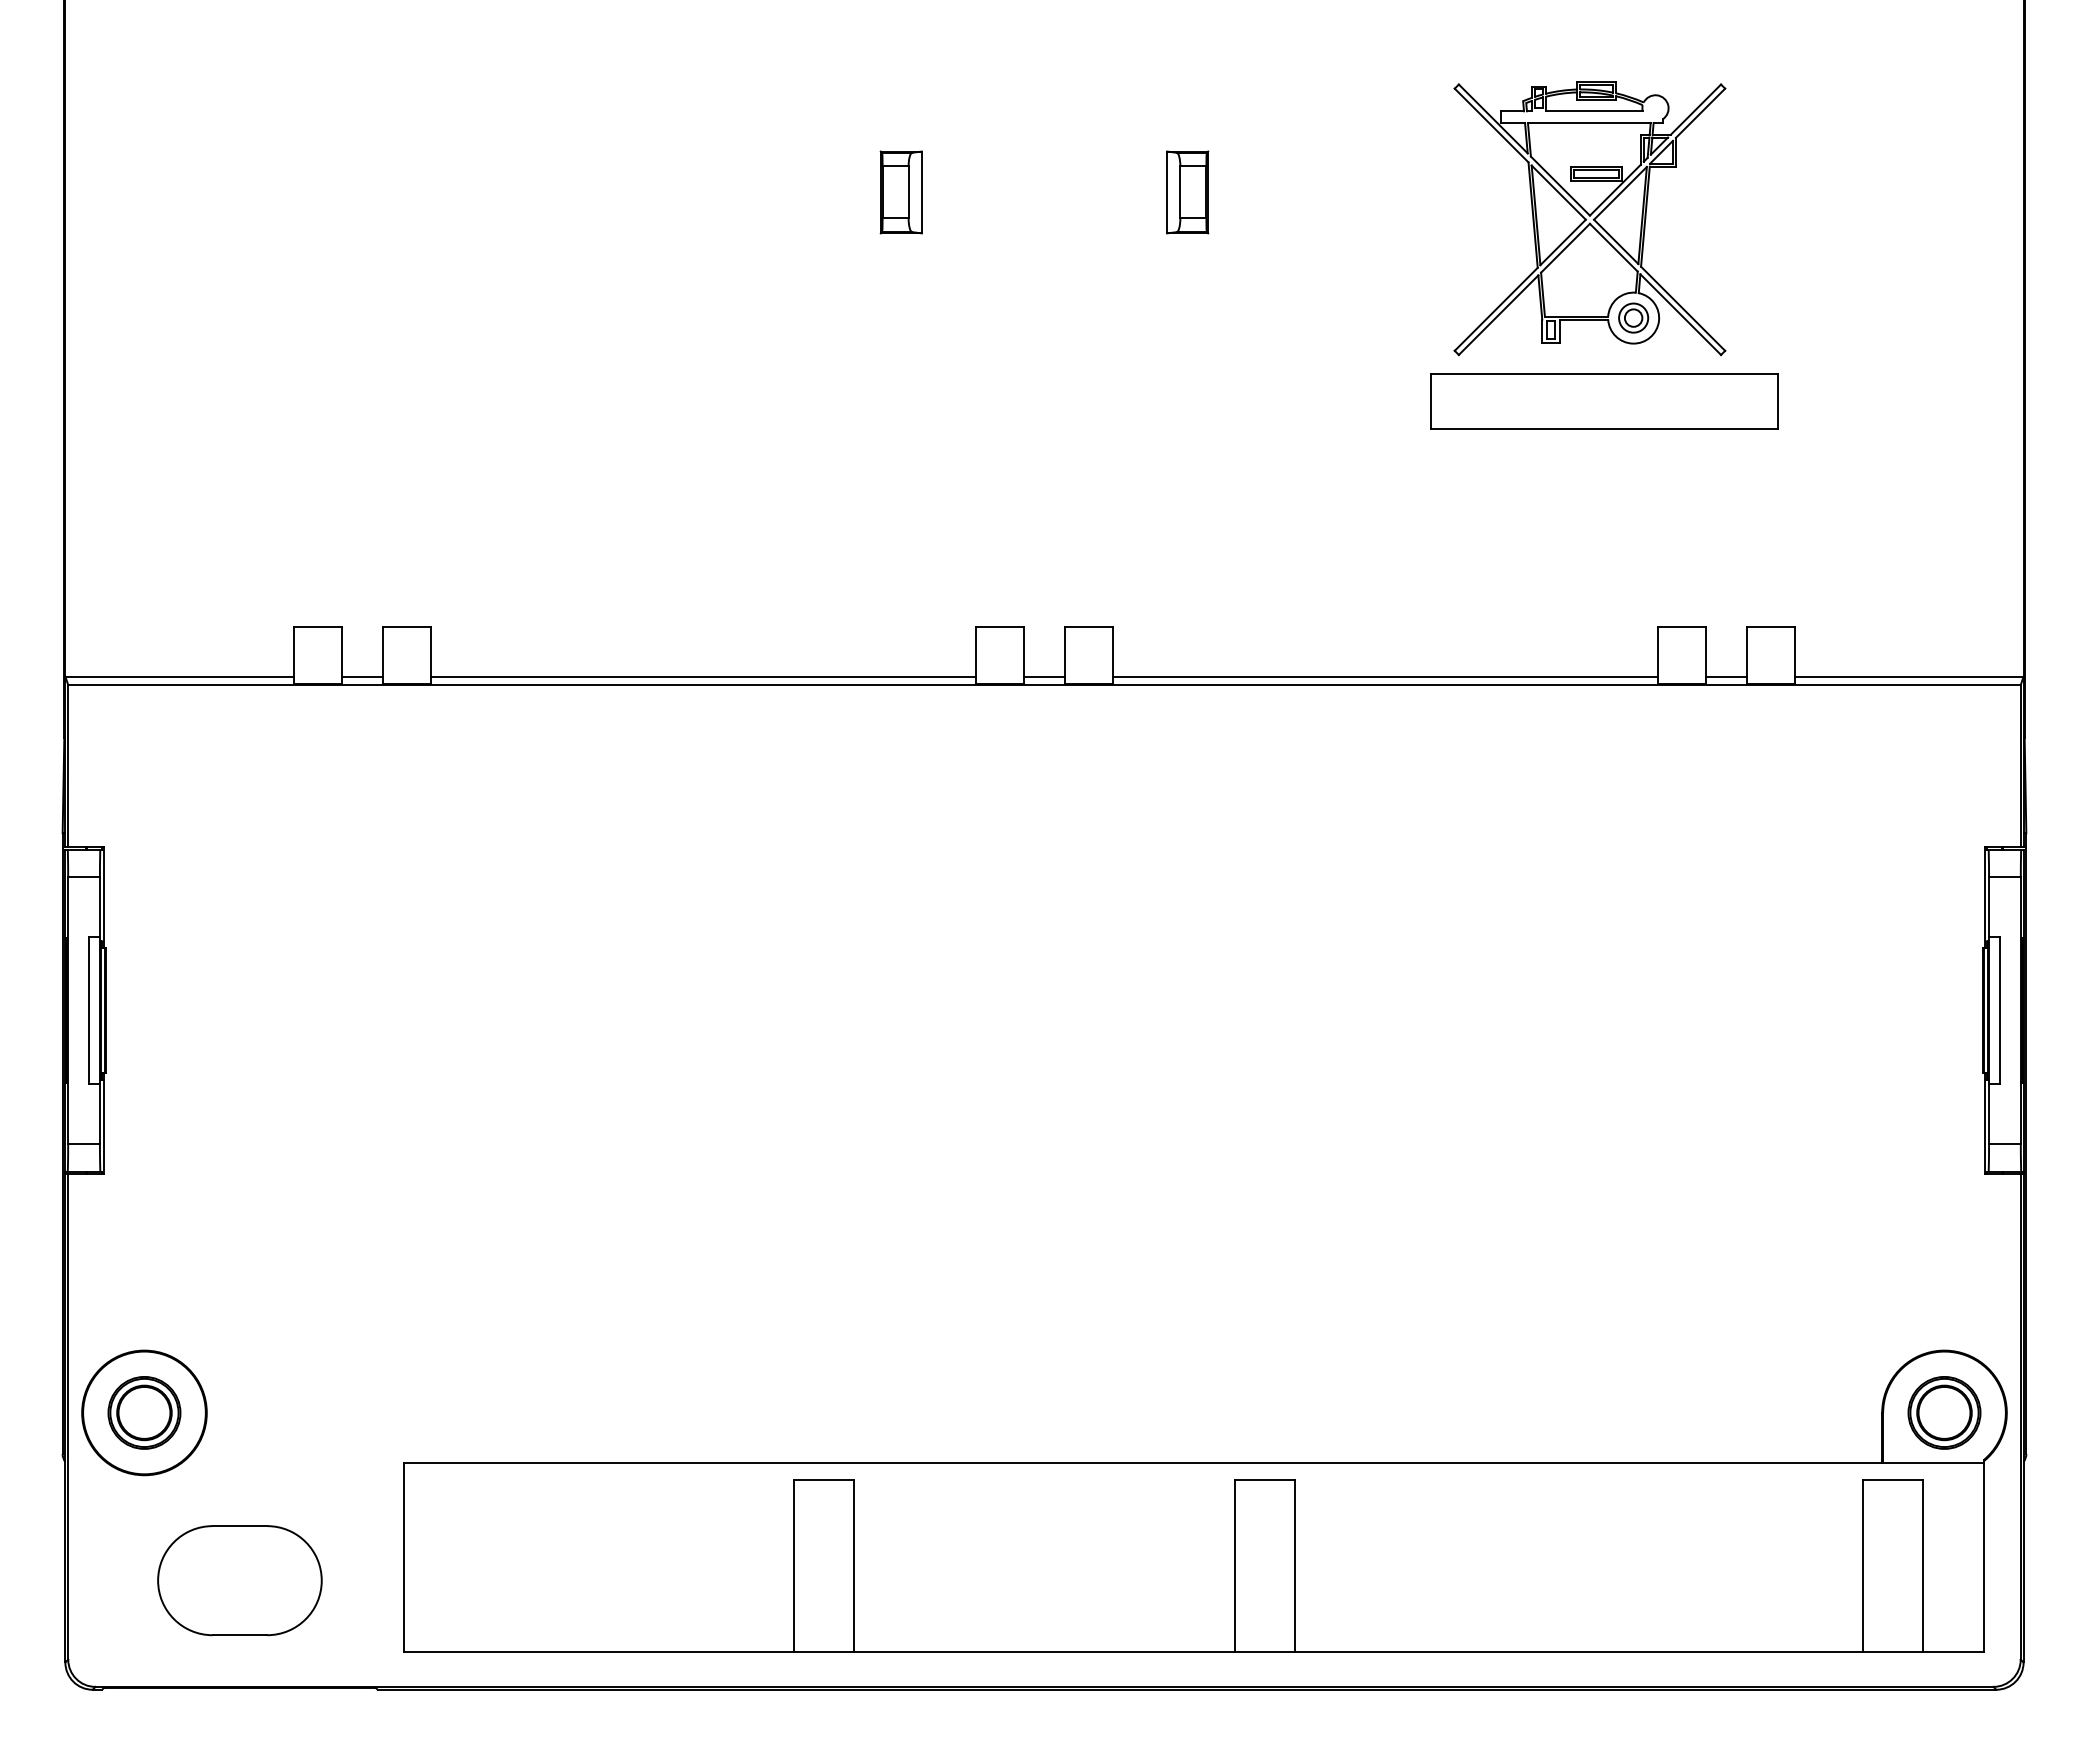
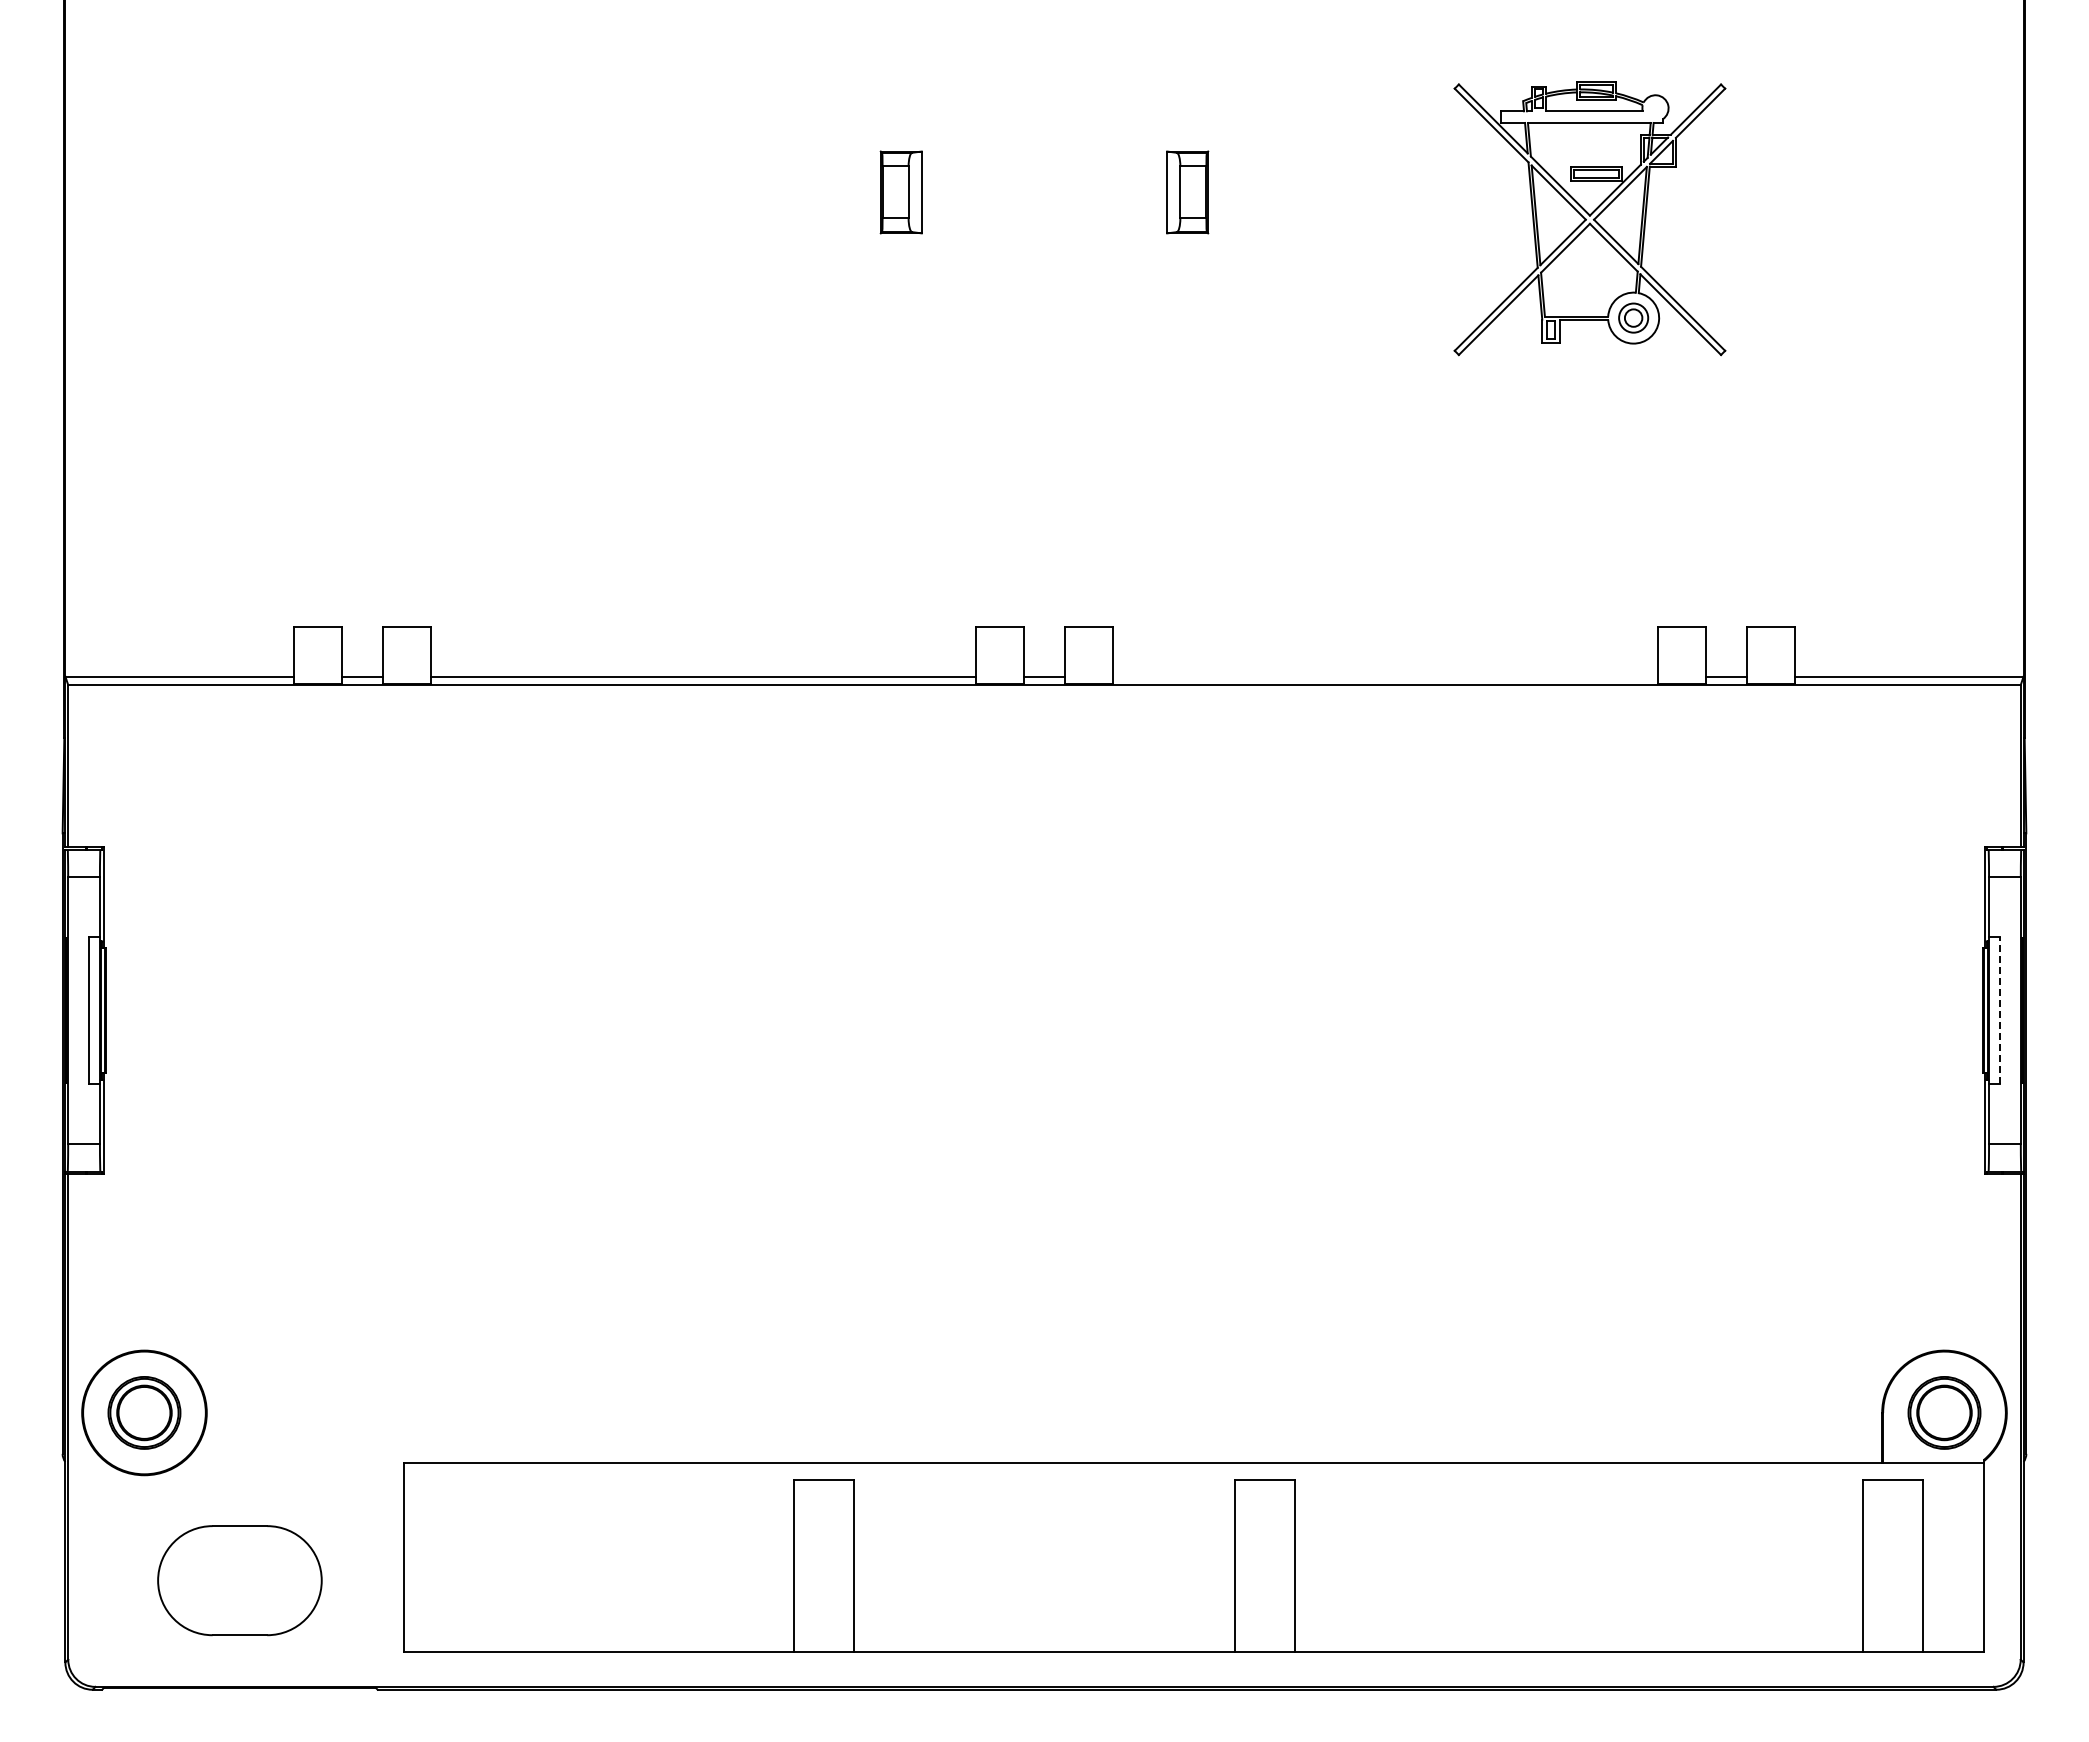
part: present -> none (1604, 401)
line: present -> none (1385, 676)
line: solid -> dashed (1999, 1010)
